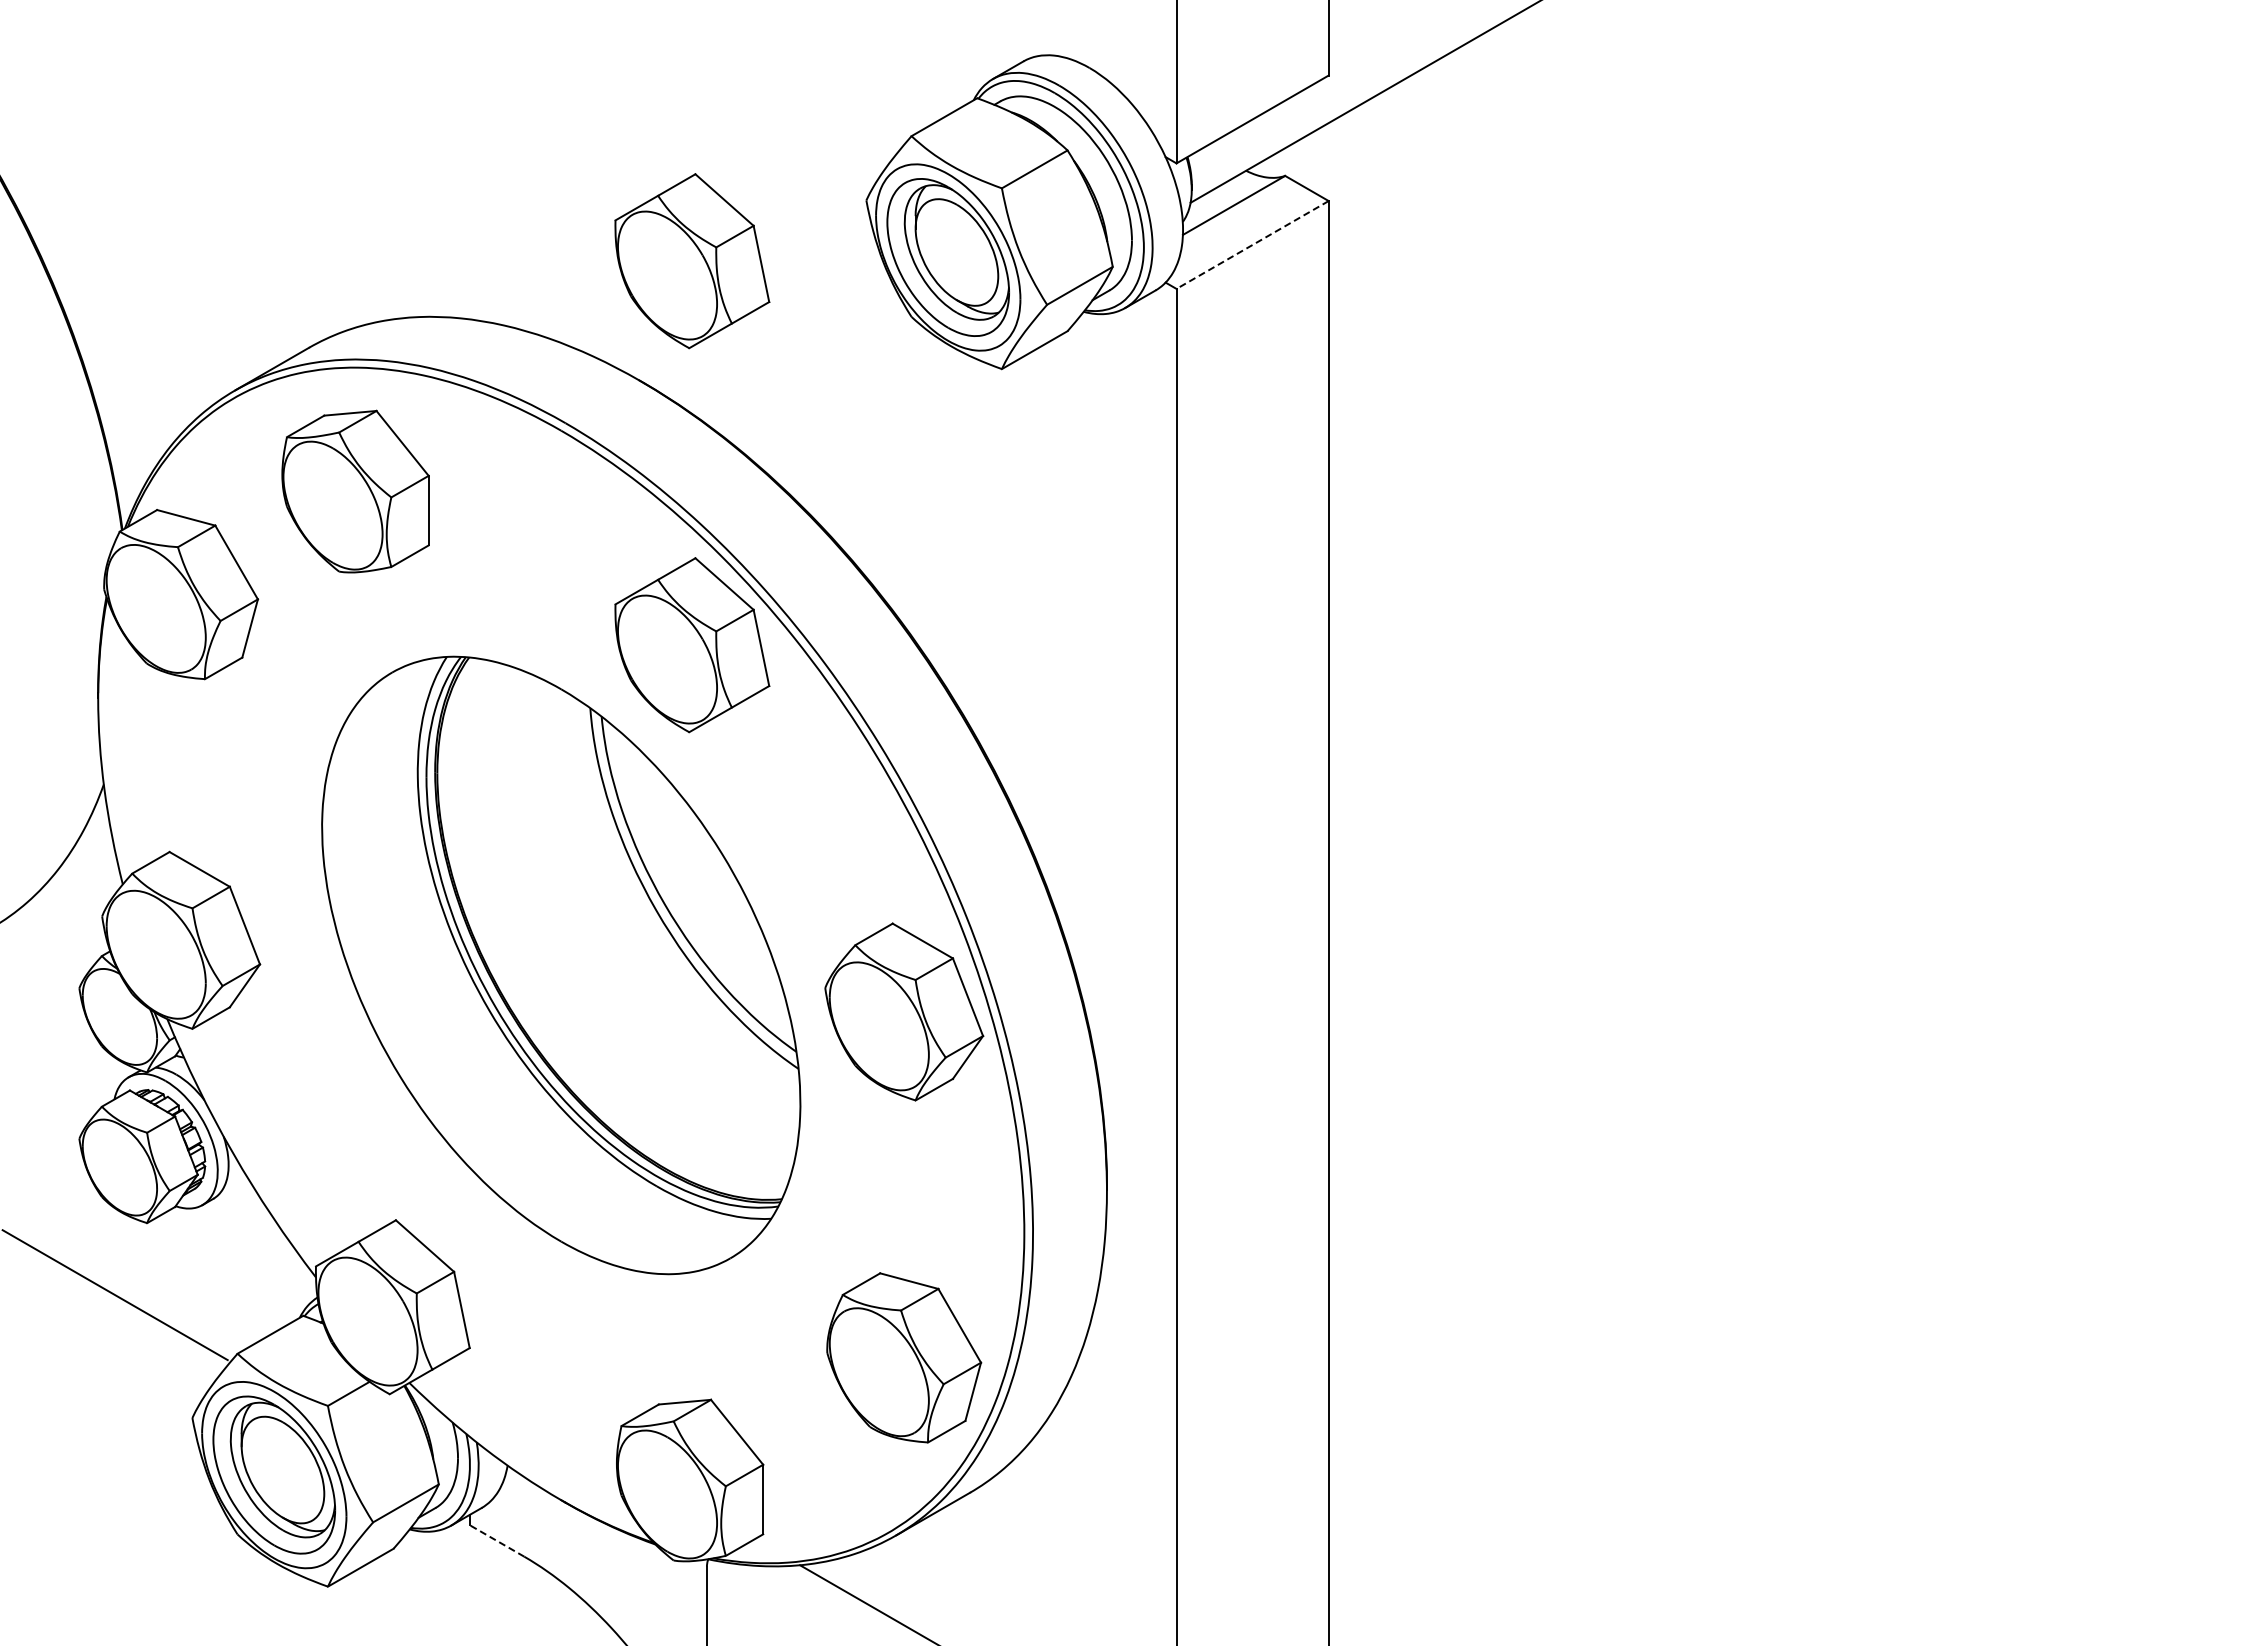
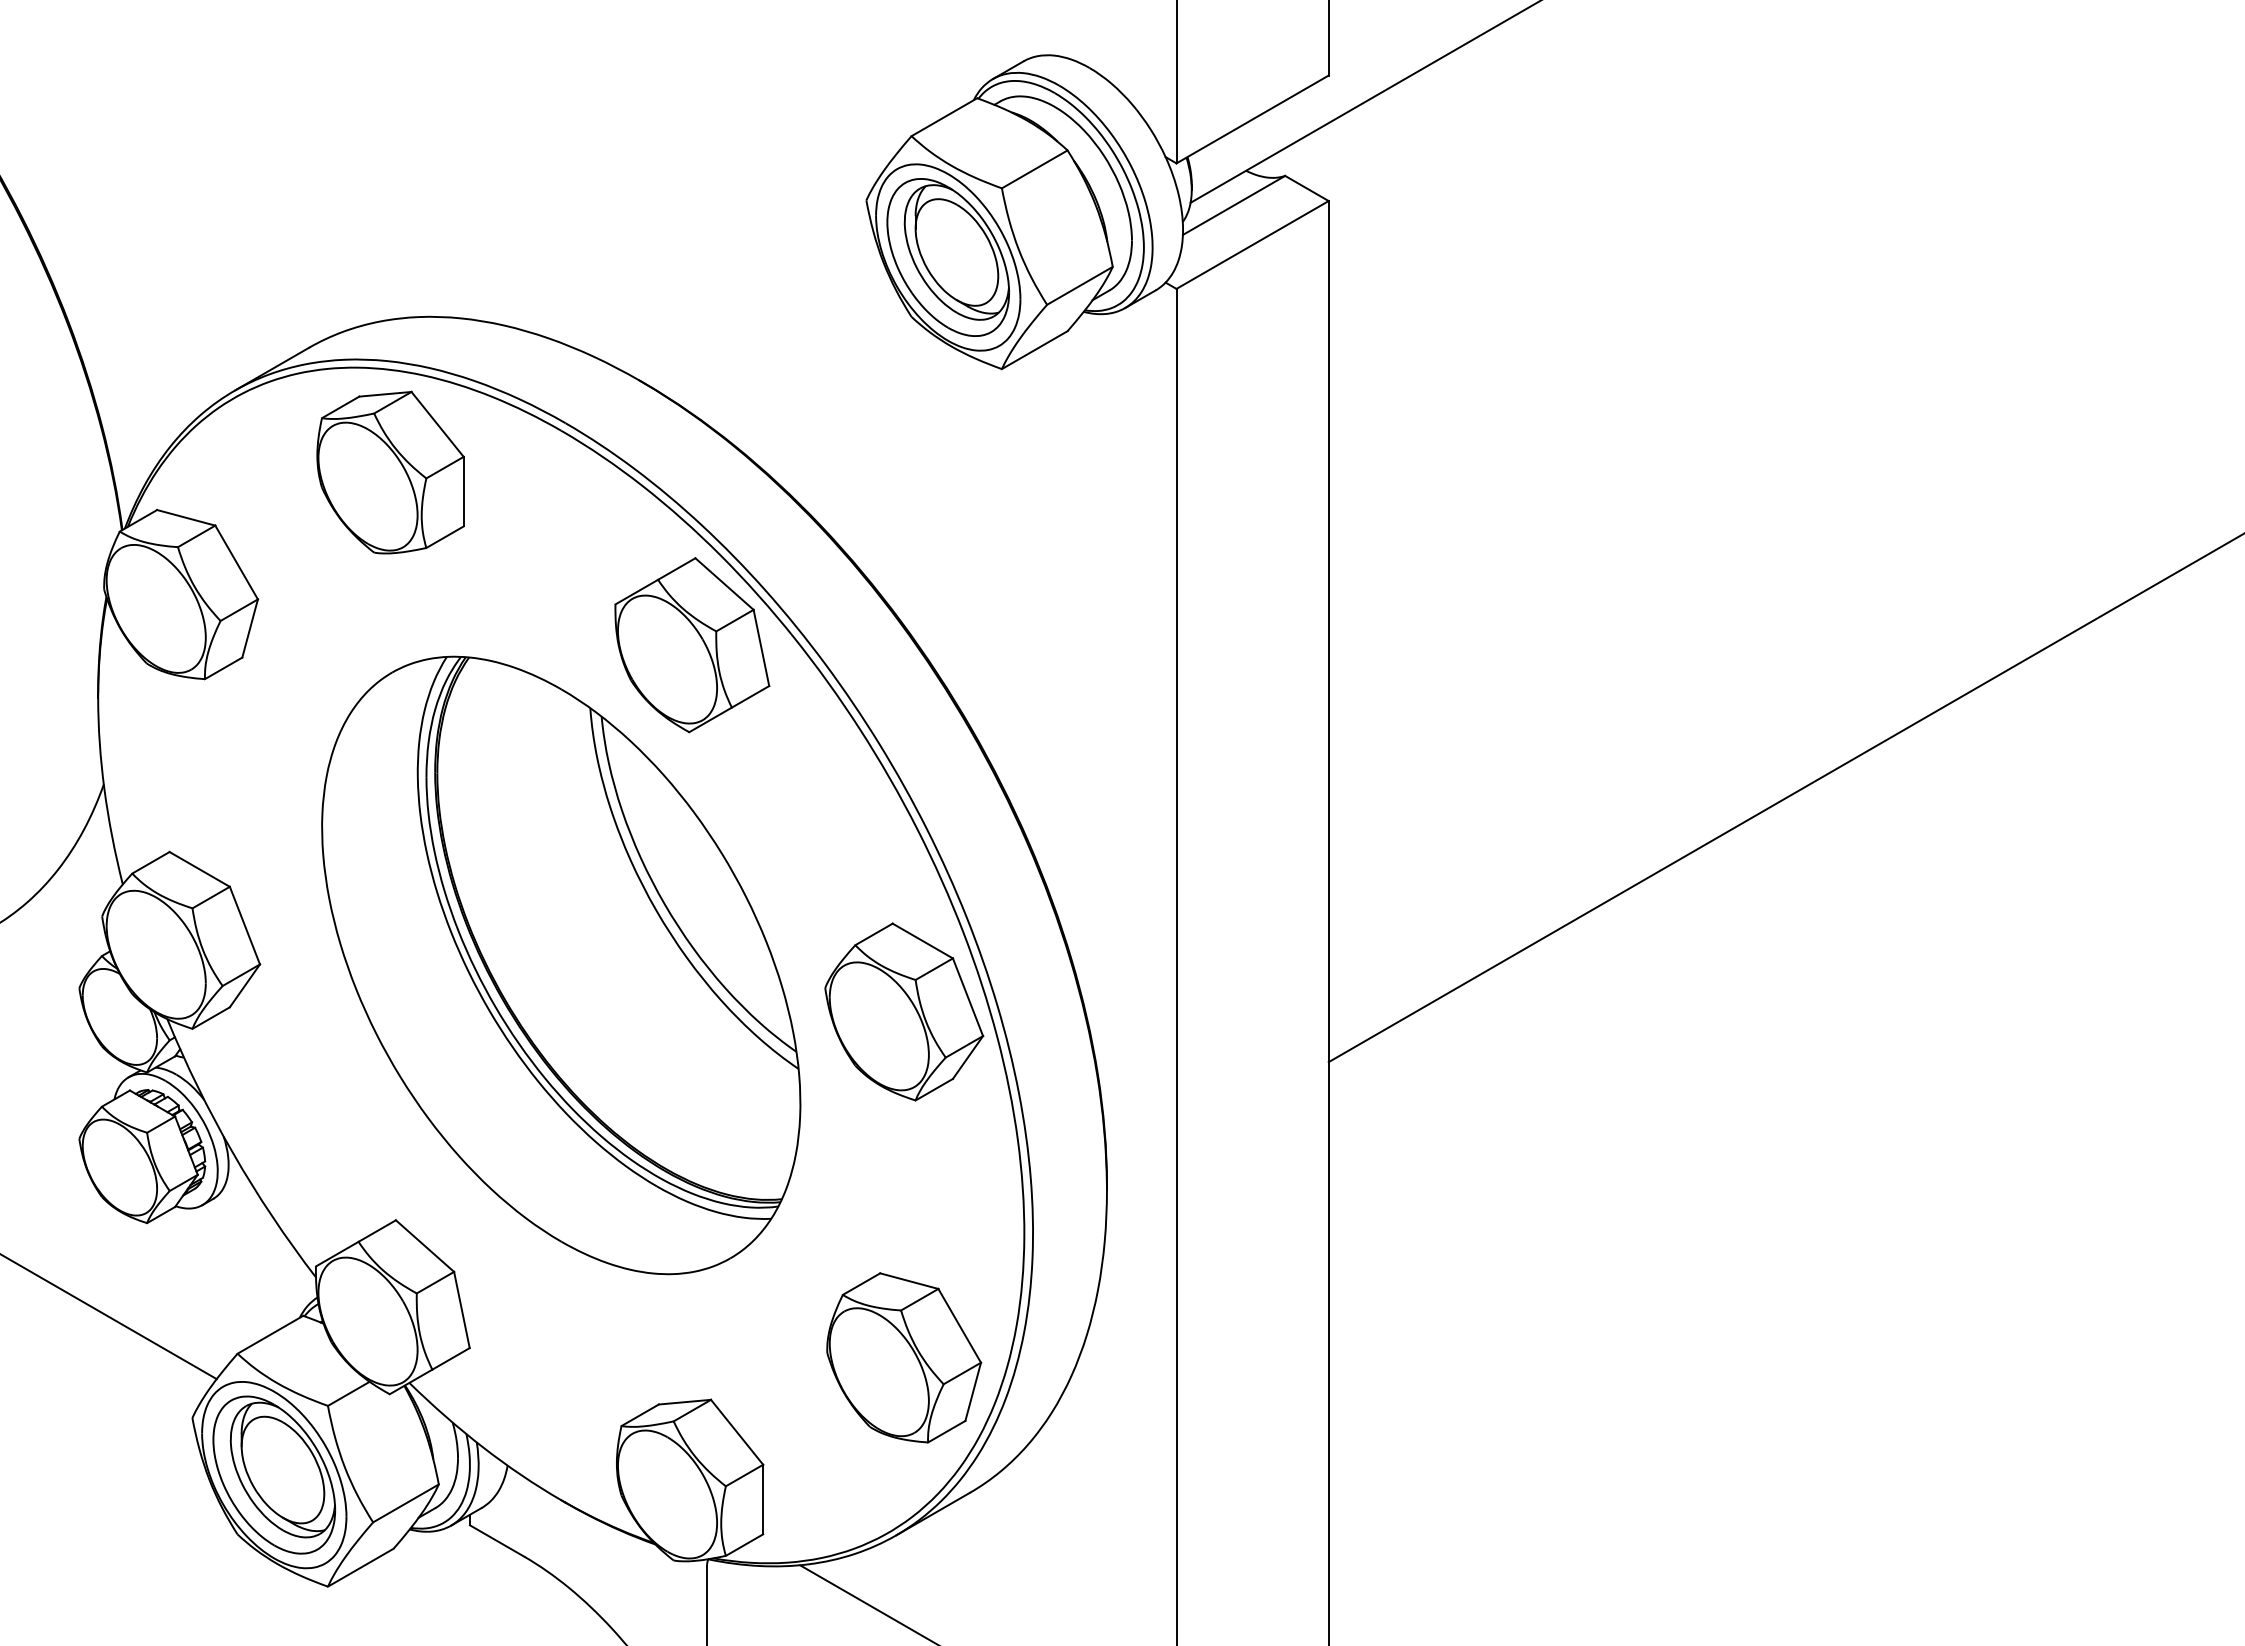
line: dashed -> solid (1252, 244)
part: present -> none (692, 261)
part position: (355, 491) -> (390, 472) (390, 472)
line: none -> present (1784, 798)
line position: (114, 1295) -> (109, 1317) (109, 1317)
line: dashed -> solid (496, 1540)
